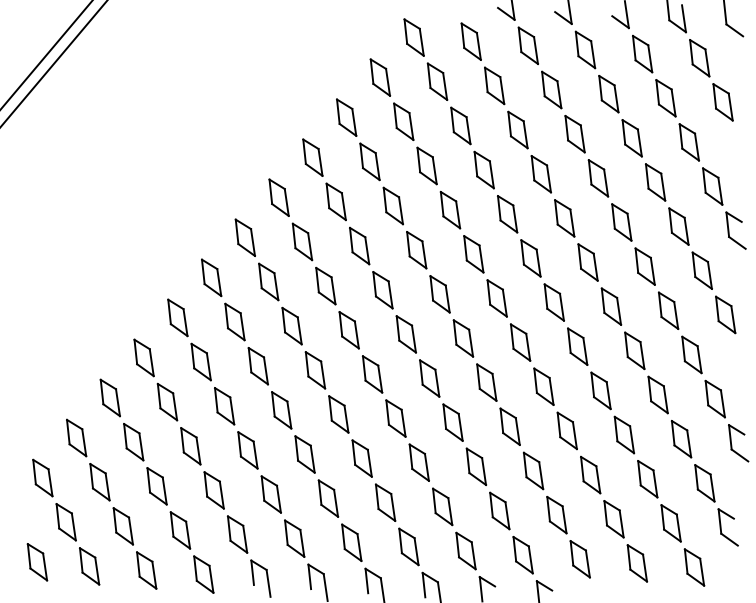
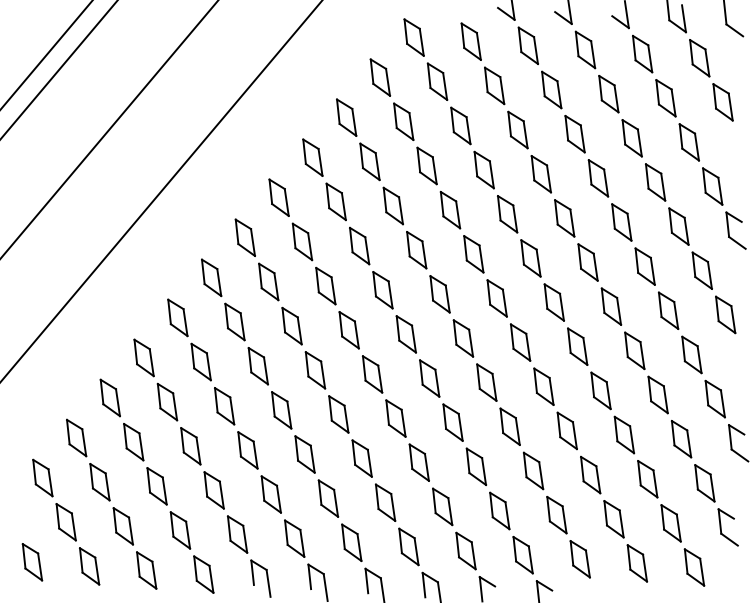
line position: (53, 63) -> (58, 69) (58, 69)
line: none -> present (109, 129)
line: none -> present (161, 190)
part position: (37, 562) -> (32, 562) (32, 562)
